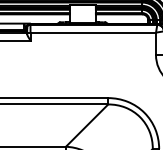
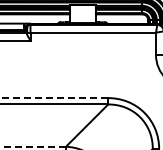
line: solid -> dashed (54, 98)
line: solid -> dashed (32, 146)
